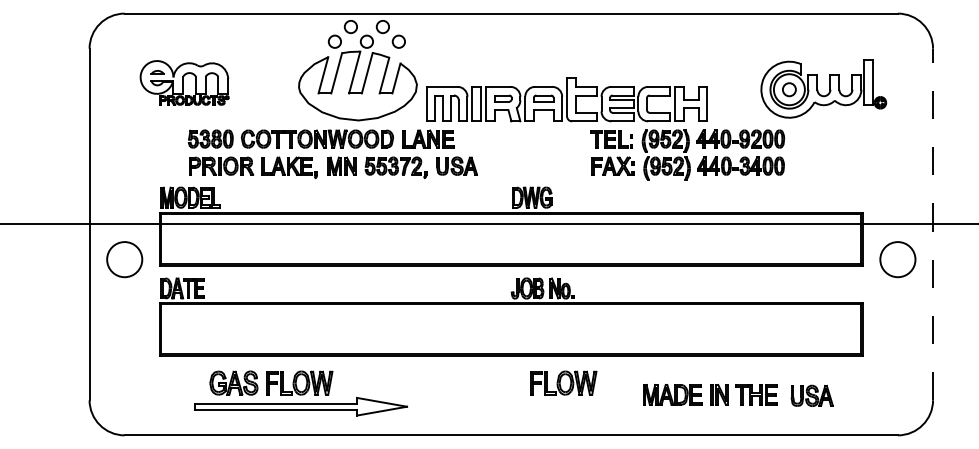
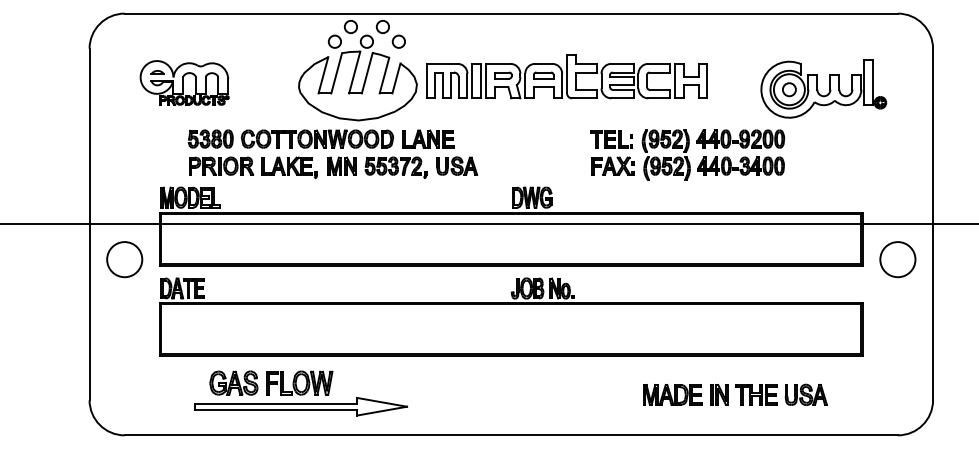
part position: (566, 99) -> (566, 76) (566, 76)
line: dashed -> solid (933, 224)
part: present -> none (563, 382)
part position: (811, 395) -> (805, 394) (805, 394)
